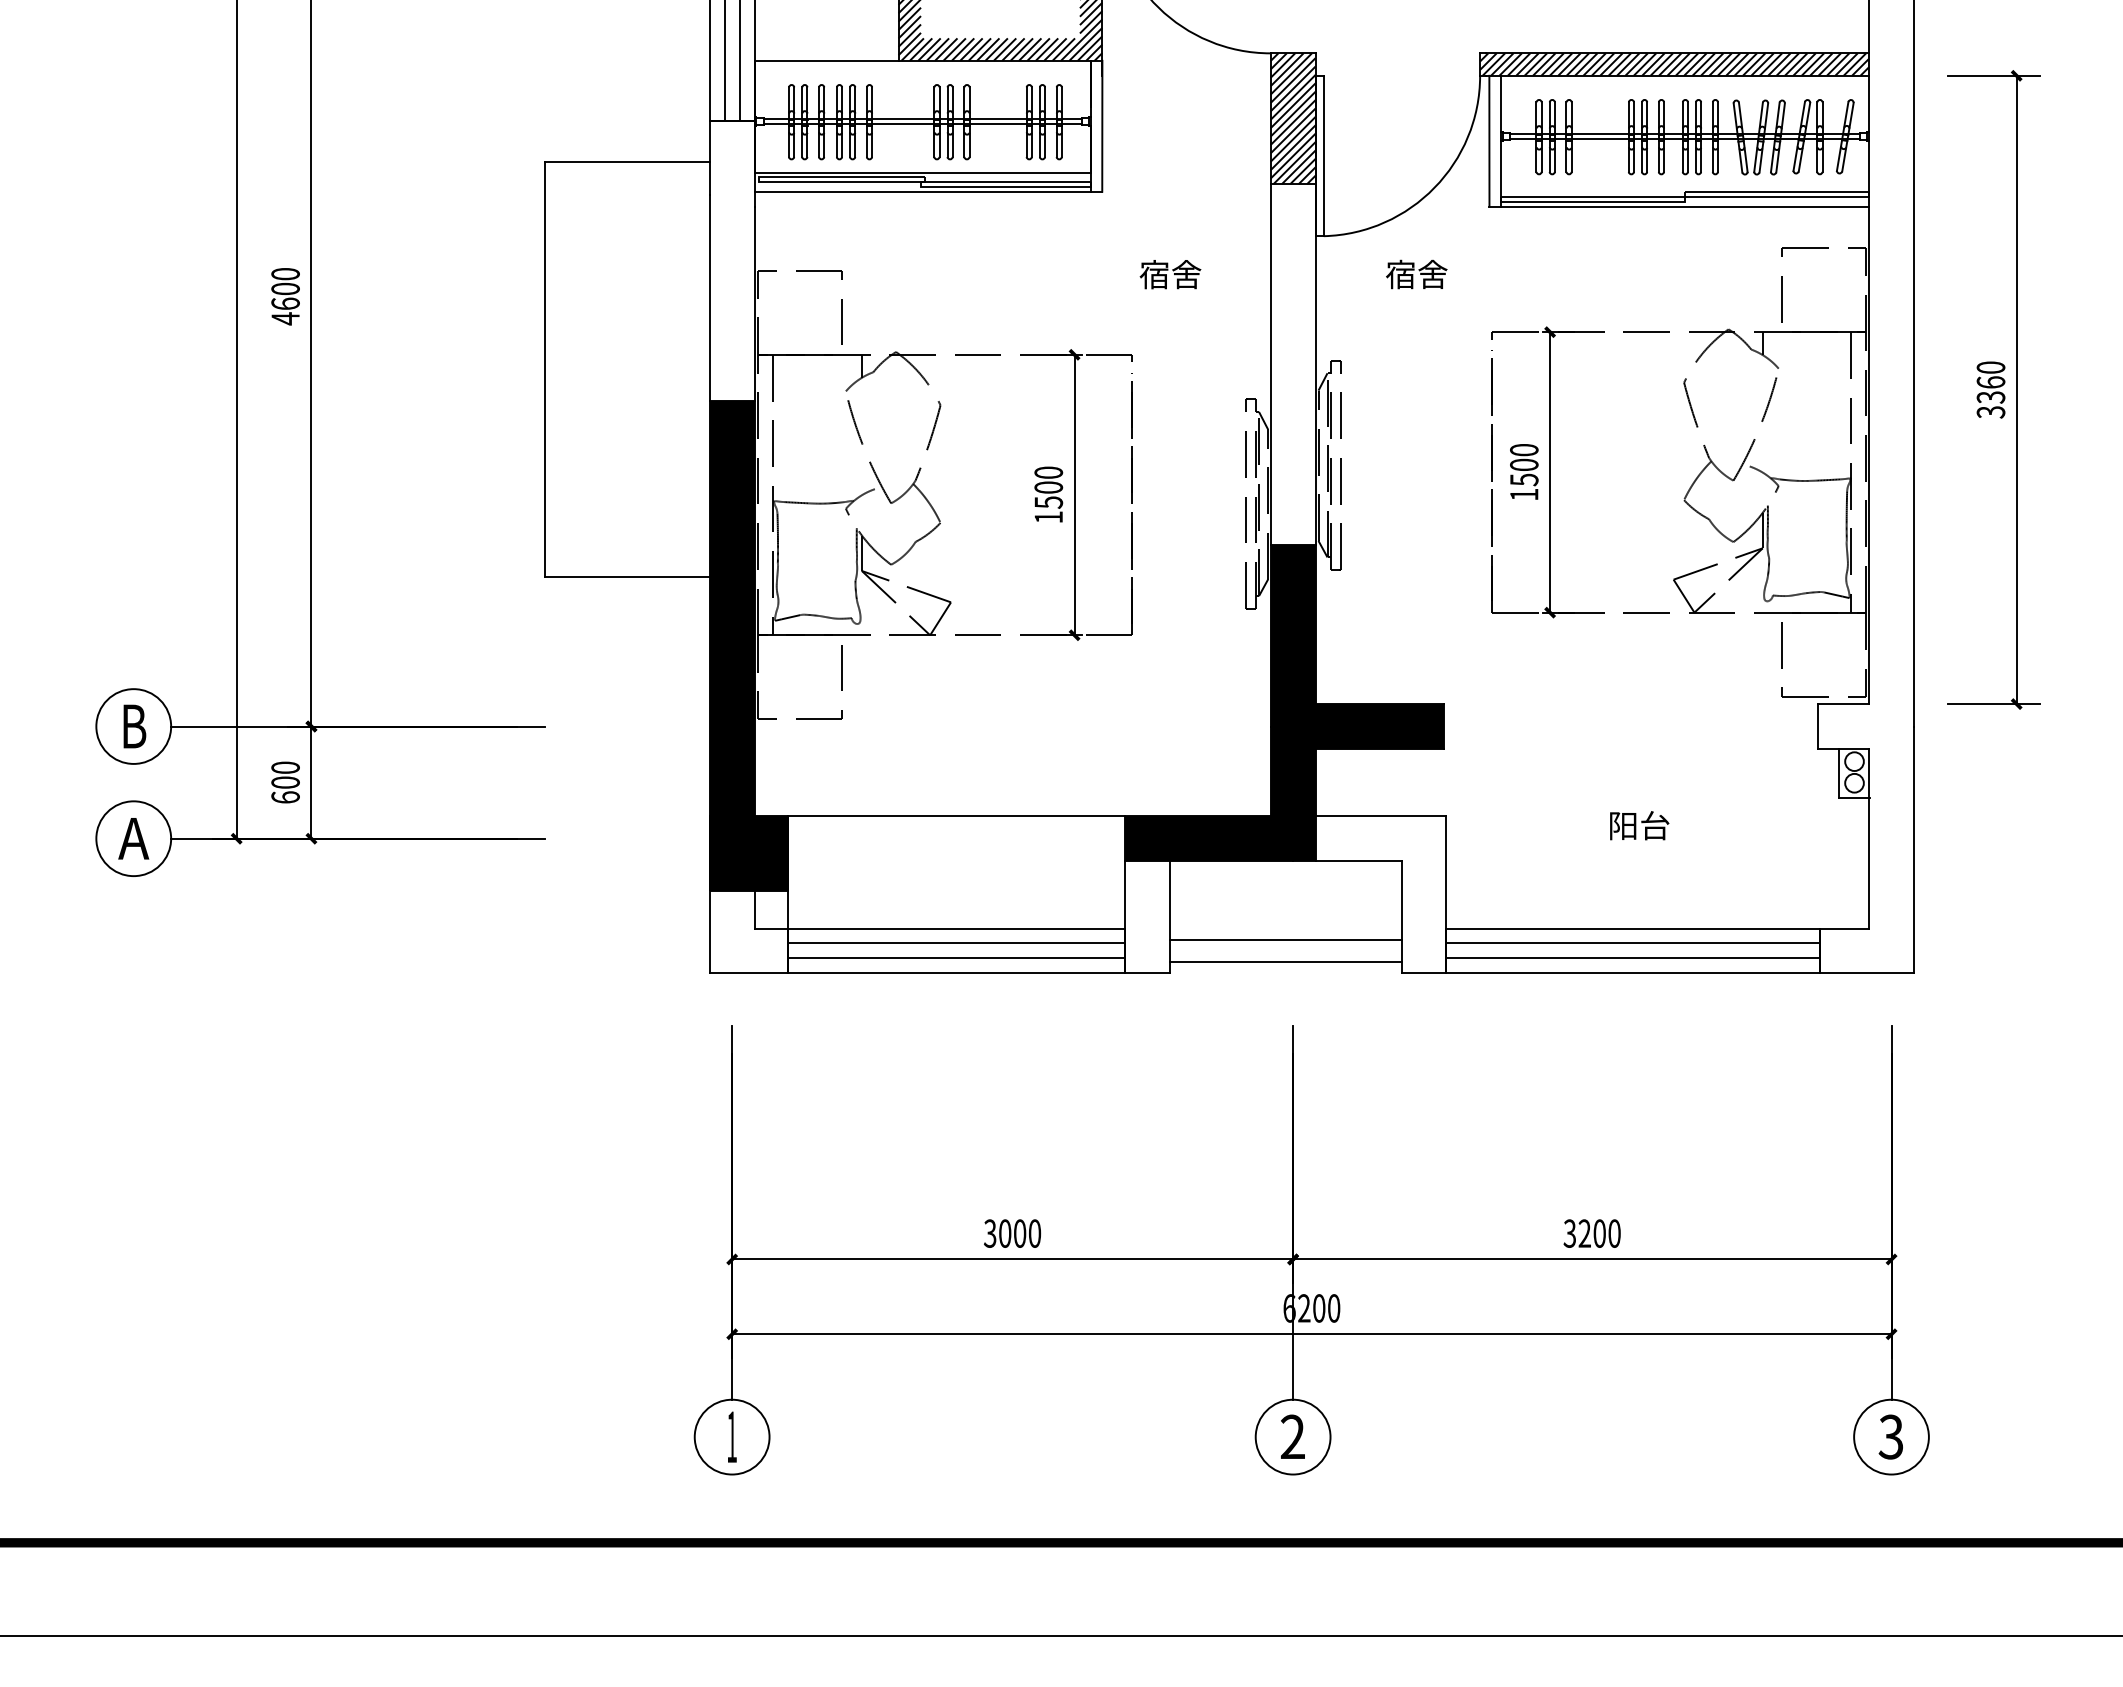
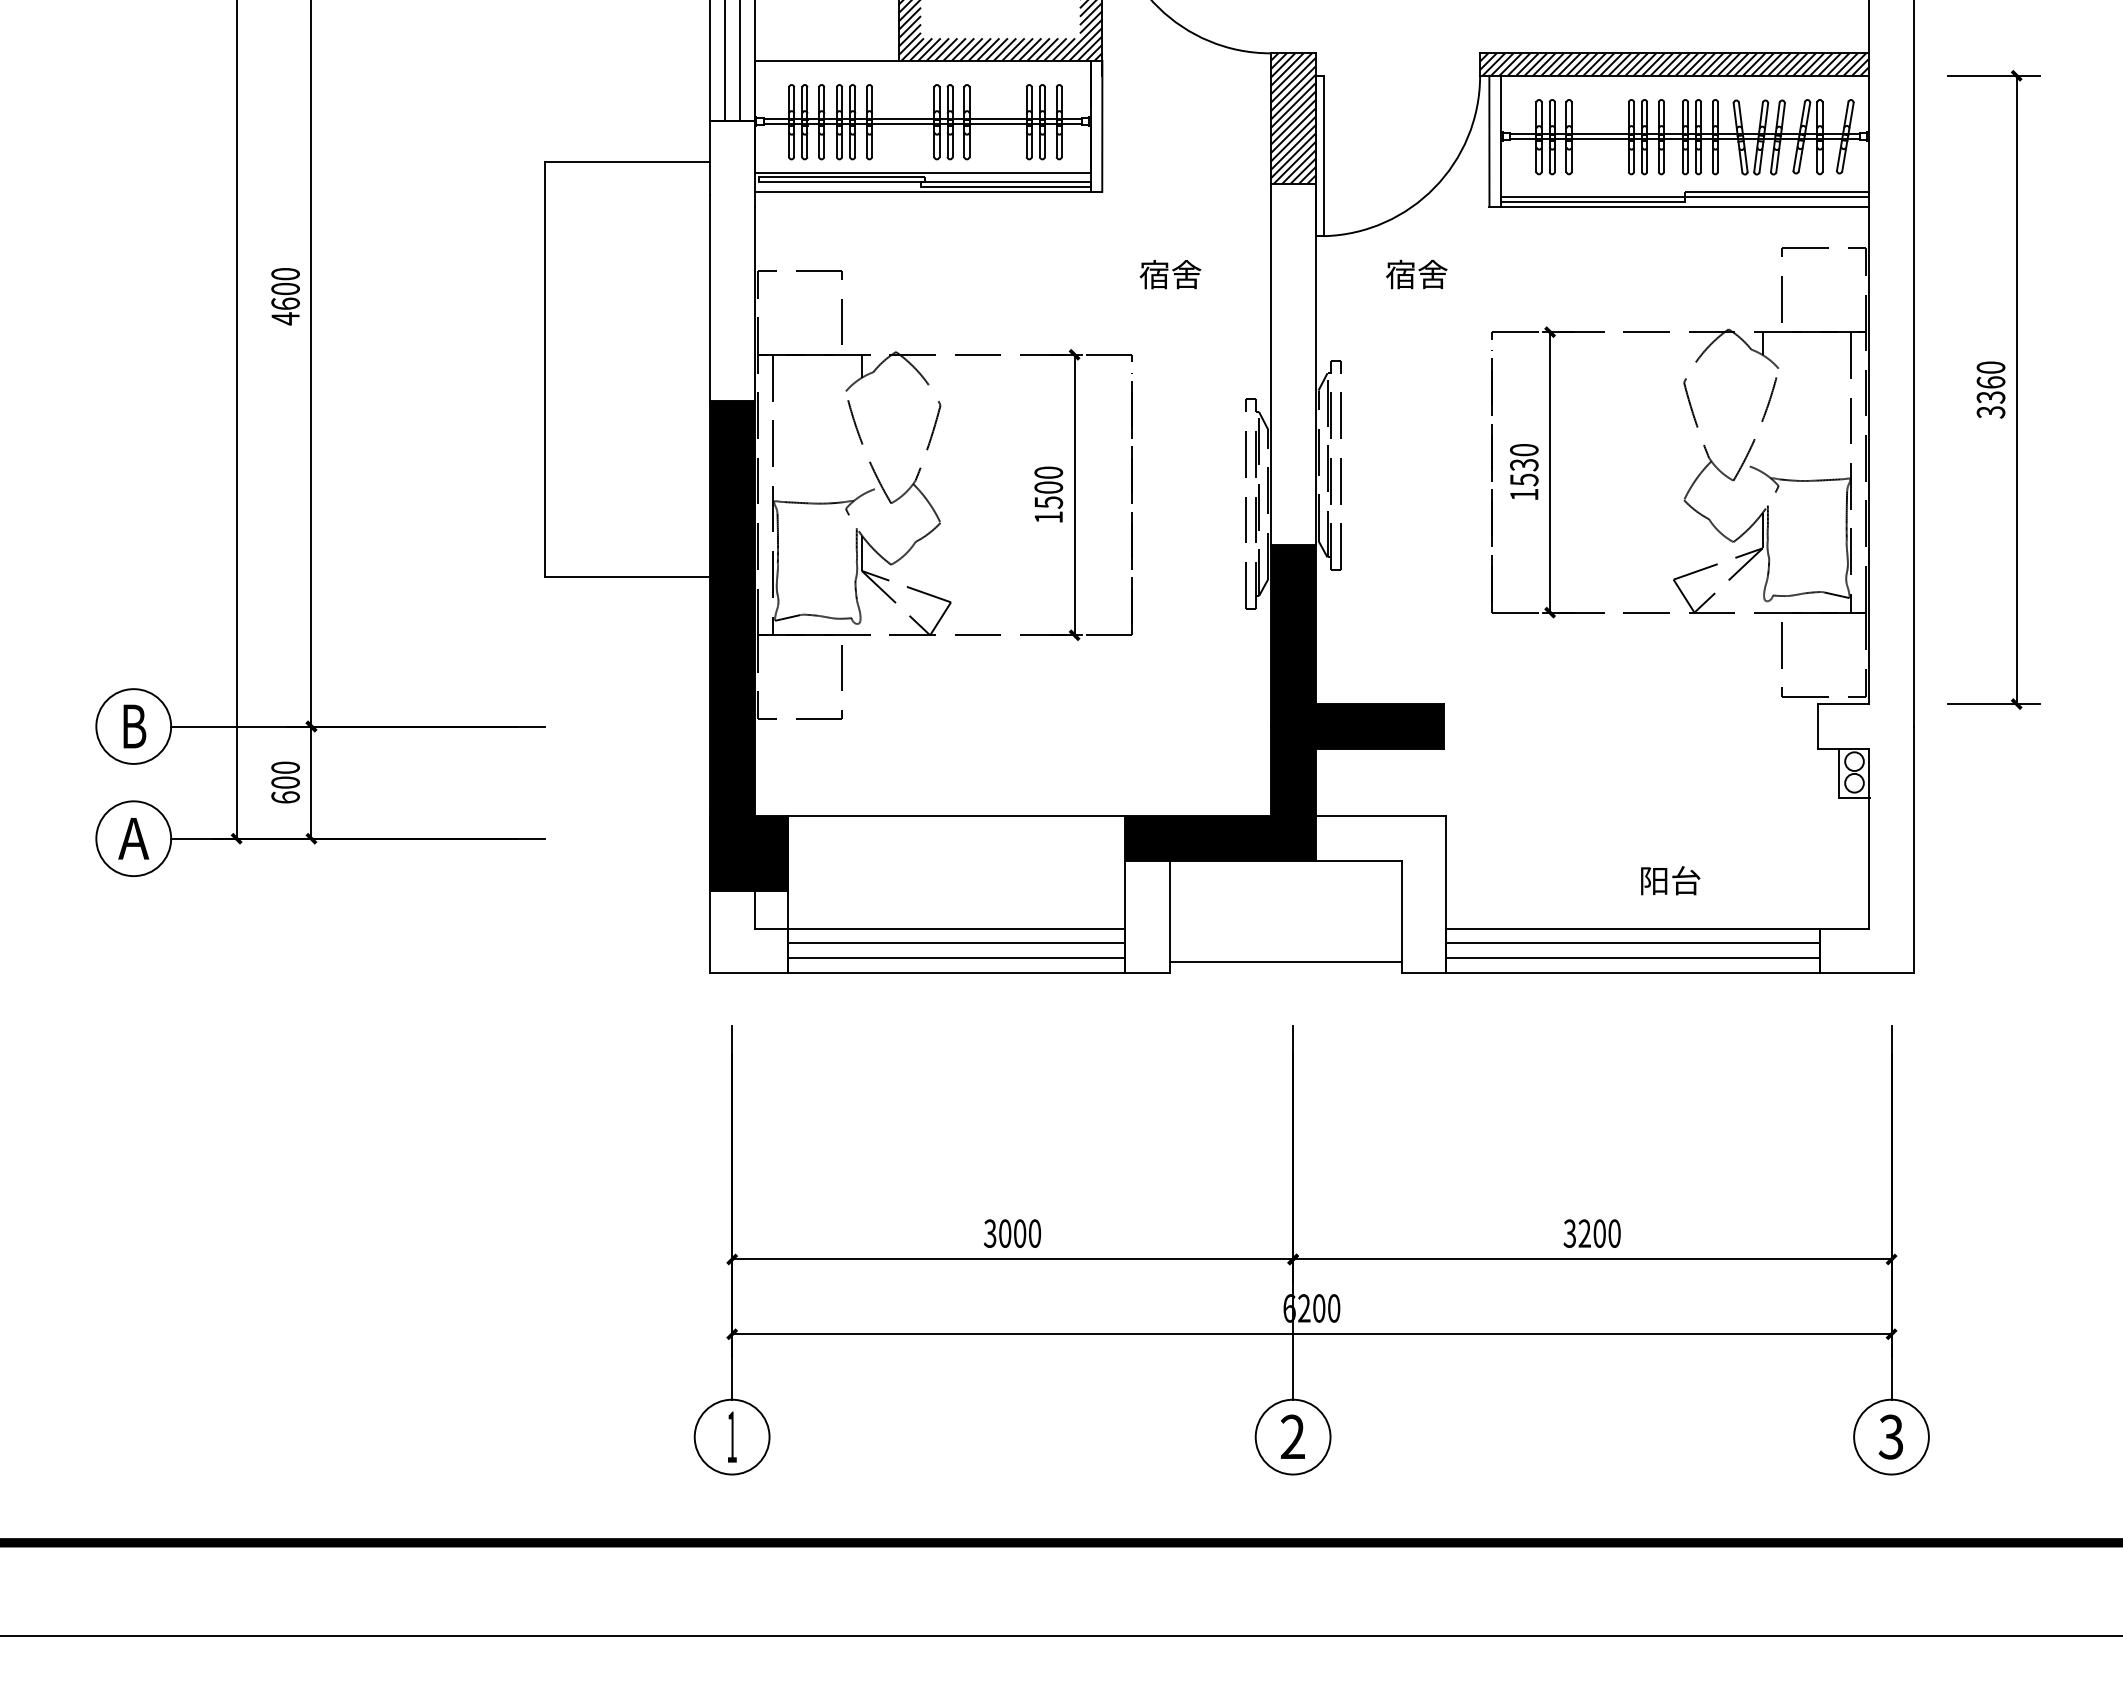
text: 1500 -> 1530 (1524, 464)
text position: (1639, 825) -> (1670, 880) (1670, 880)
line: present -> none (1285, 939)
